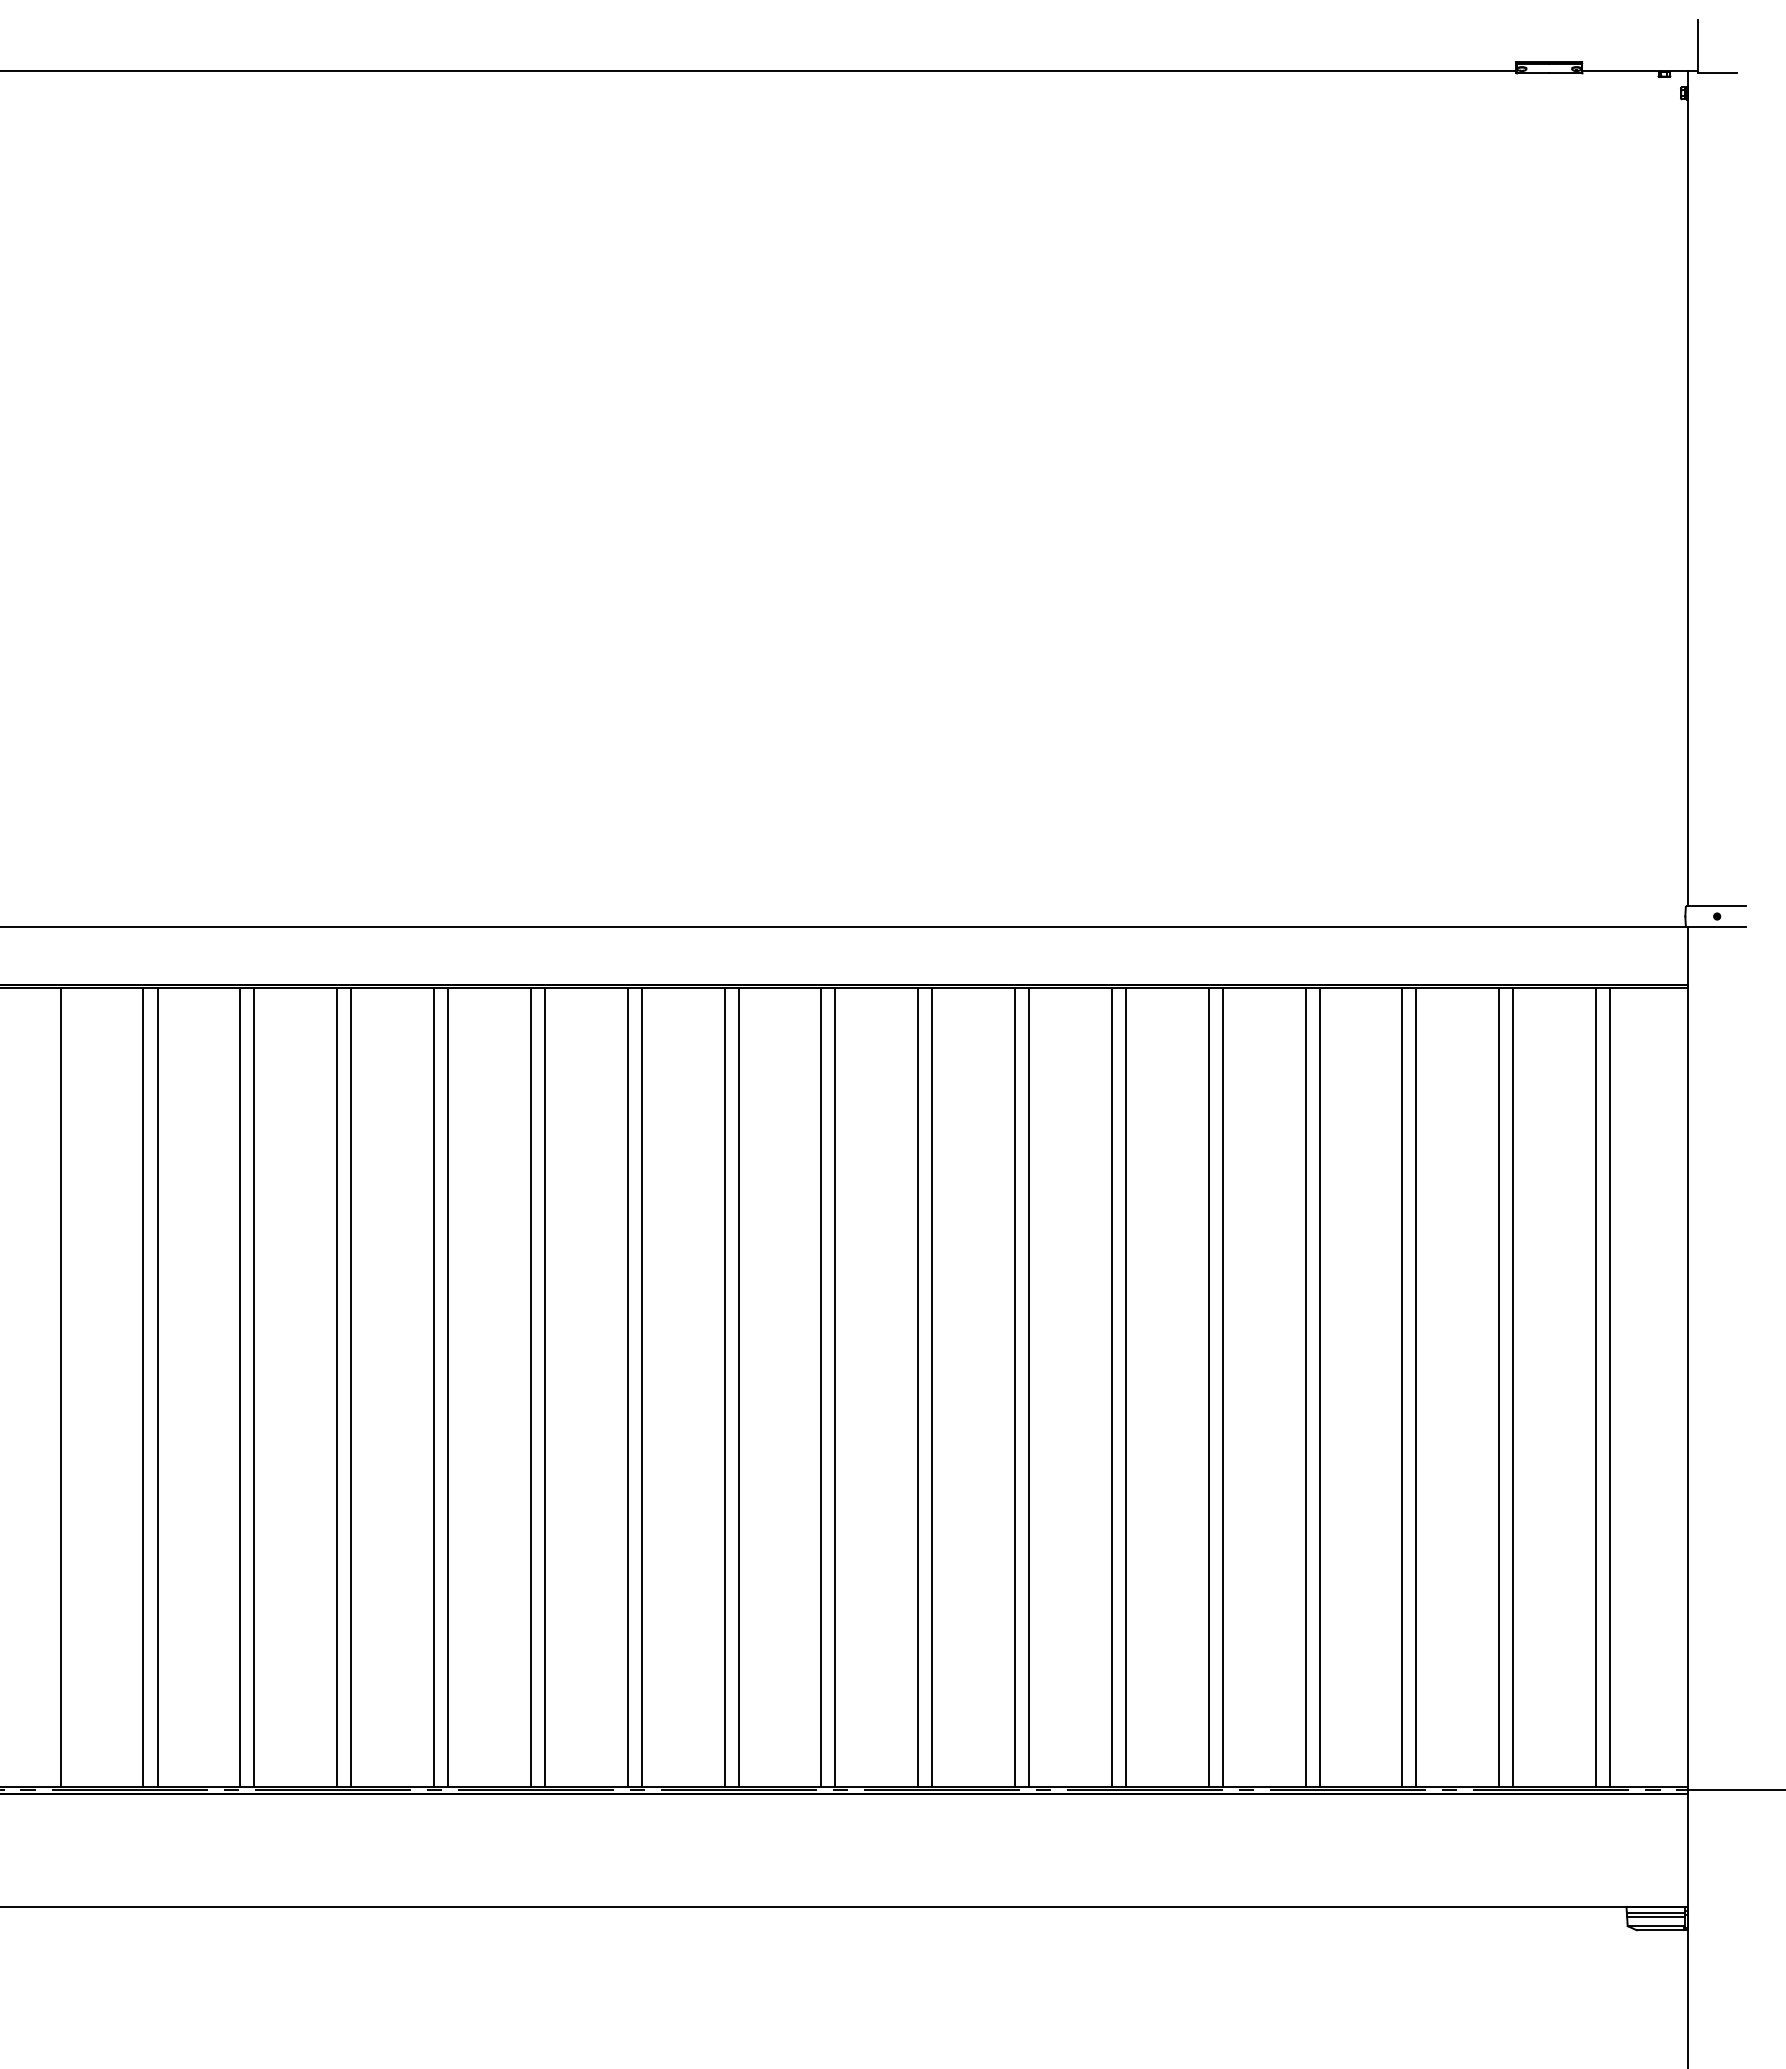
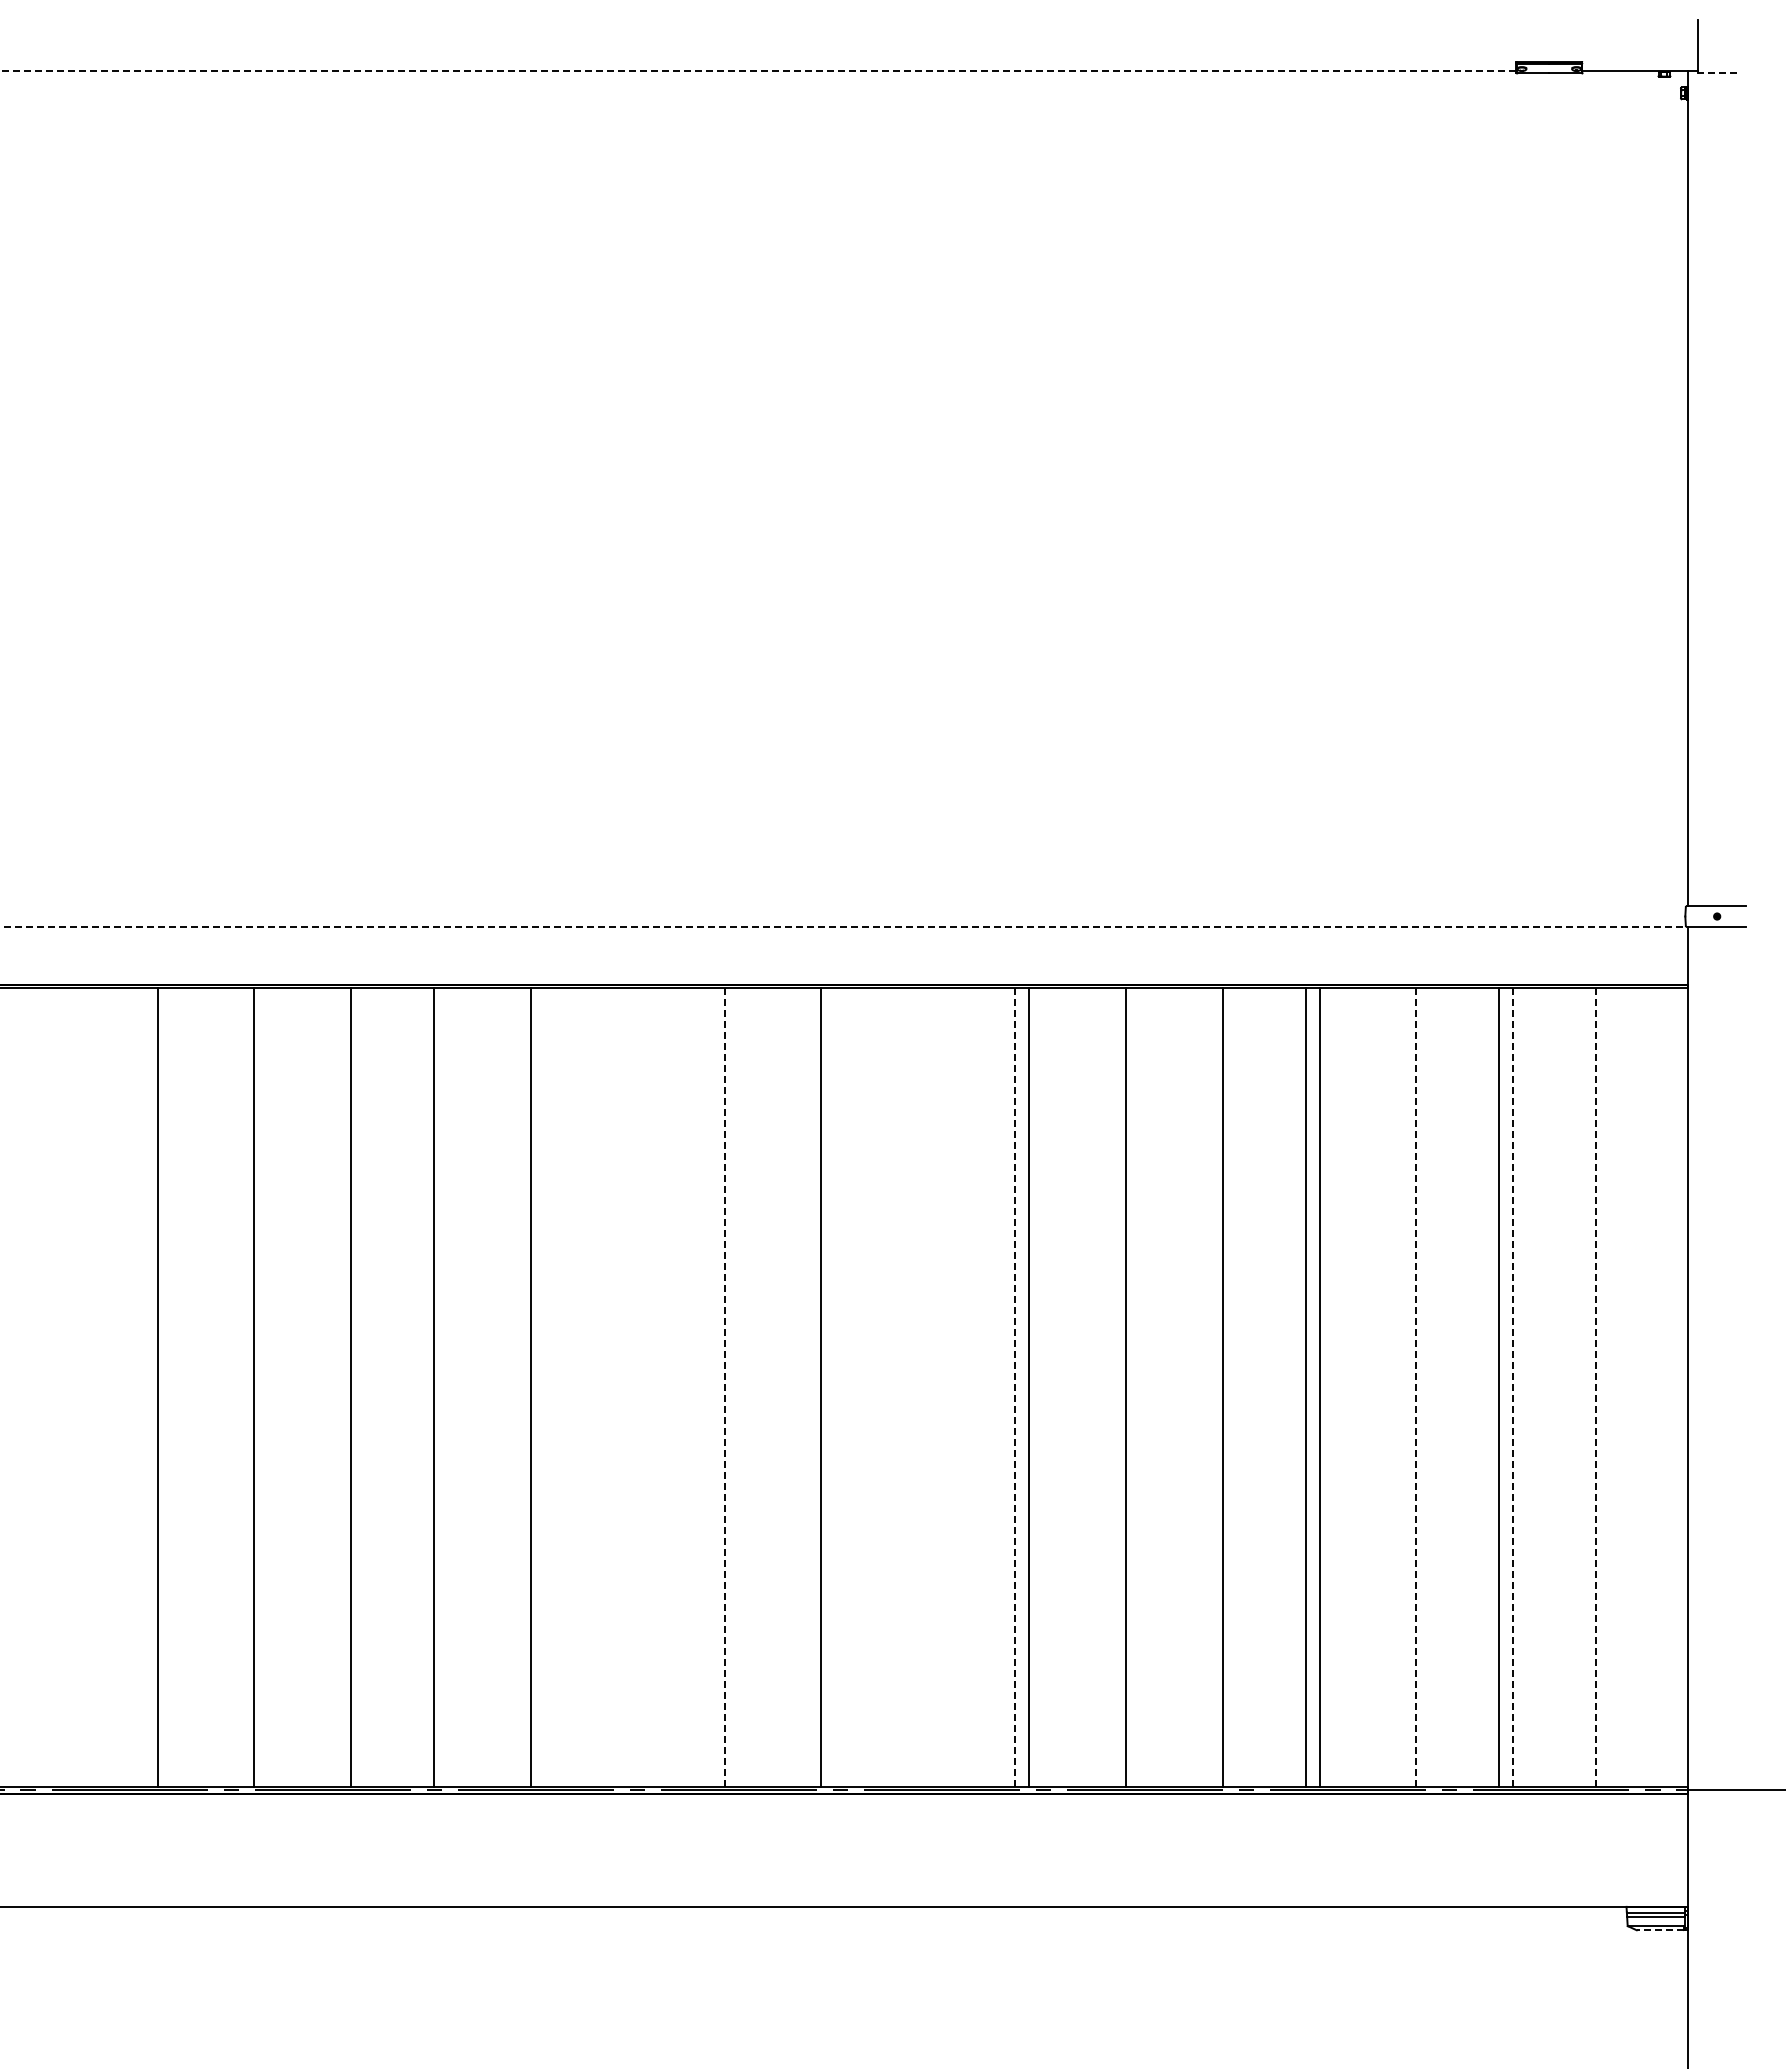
line: solid -> dashed (758, 71)
line: solid -> dashed (1717, 73)
line: solid -> dashed (844, 926)
line: present -> none (60, 1387)
line: present -> none (143, 1387)
line: present -> none (240, 1387)
line: present -> none (337, 1387)
line: present -> none (448, 1387)
line: present -> none (544, 1387)
line: present -> none (627, 1387)
line: present -> none (641, 1387)
line: solid -> dashed (724, 1387)
line: present -> none (738, 1387)
line: present -> none (835, 1387)
line: present -> none (918, 1387)
line: present -> none (932, 1387)
line: solid -> dashed (1015, 1387)
line: present -> none (1111, 1387)
line: present -> none (1208, 1387)
line: present -> none (1402, 1387)
line: solid -> dashed (1416, 1387)
line: solid -> dashed (1513, 1387)
line: solid -> dashed (1596, 1387)
line: present -> none (1610, 1387)
line: solid -> dashed (1660, 1930)
